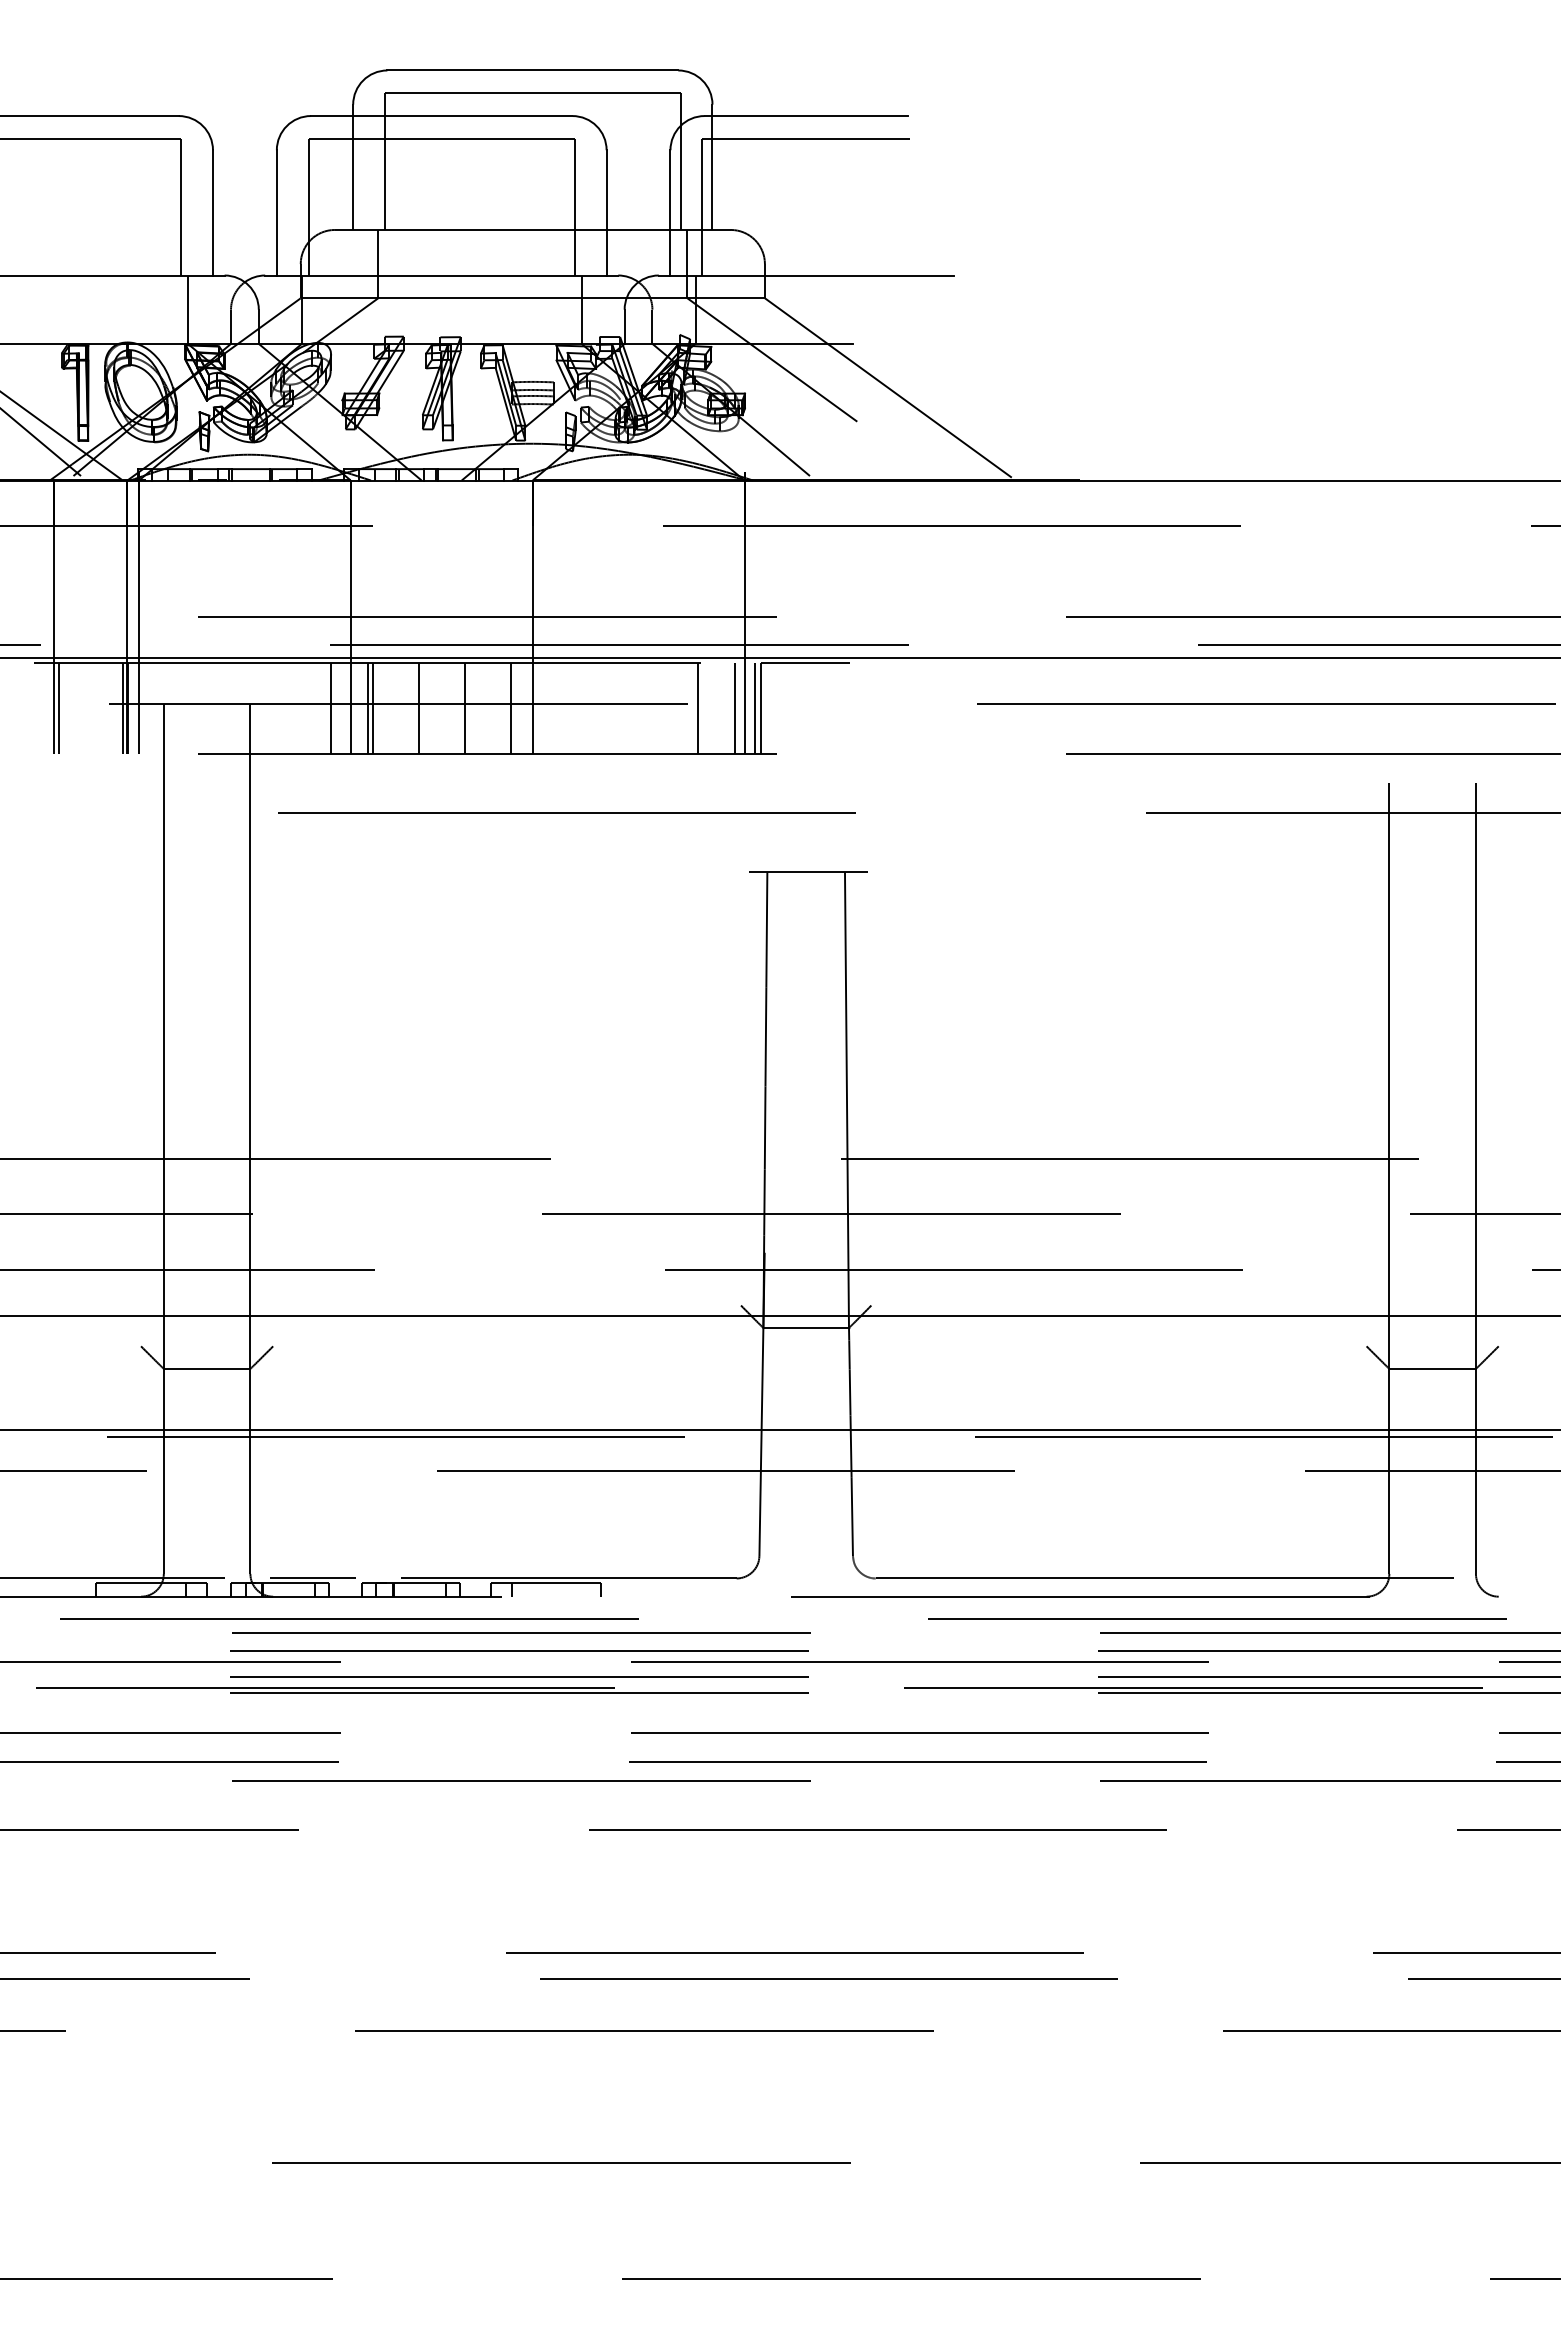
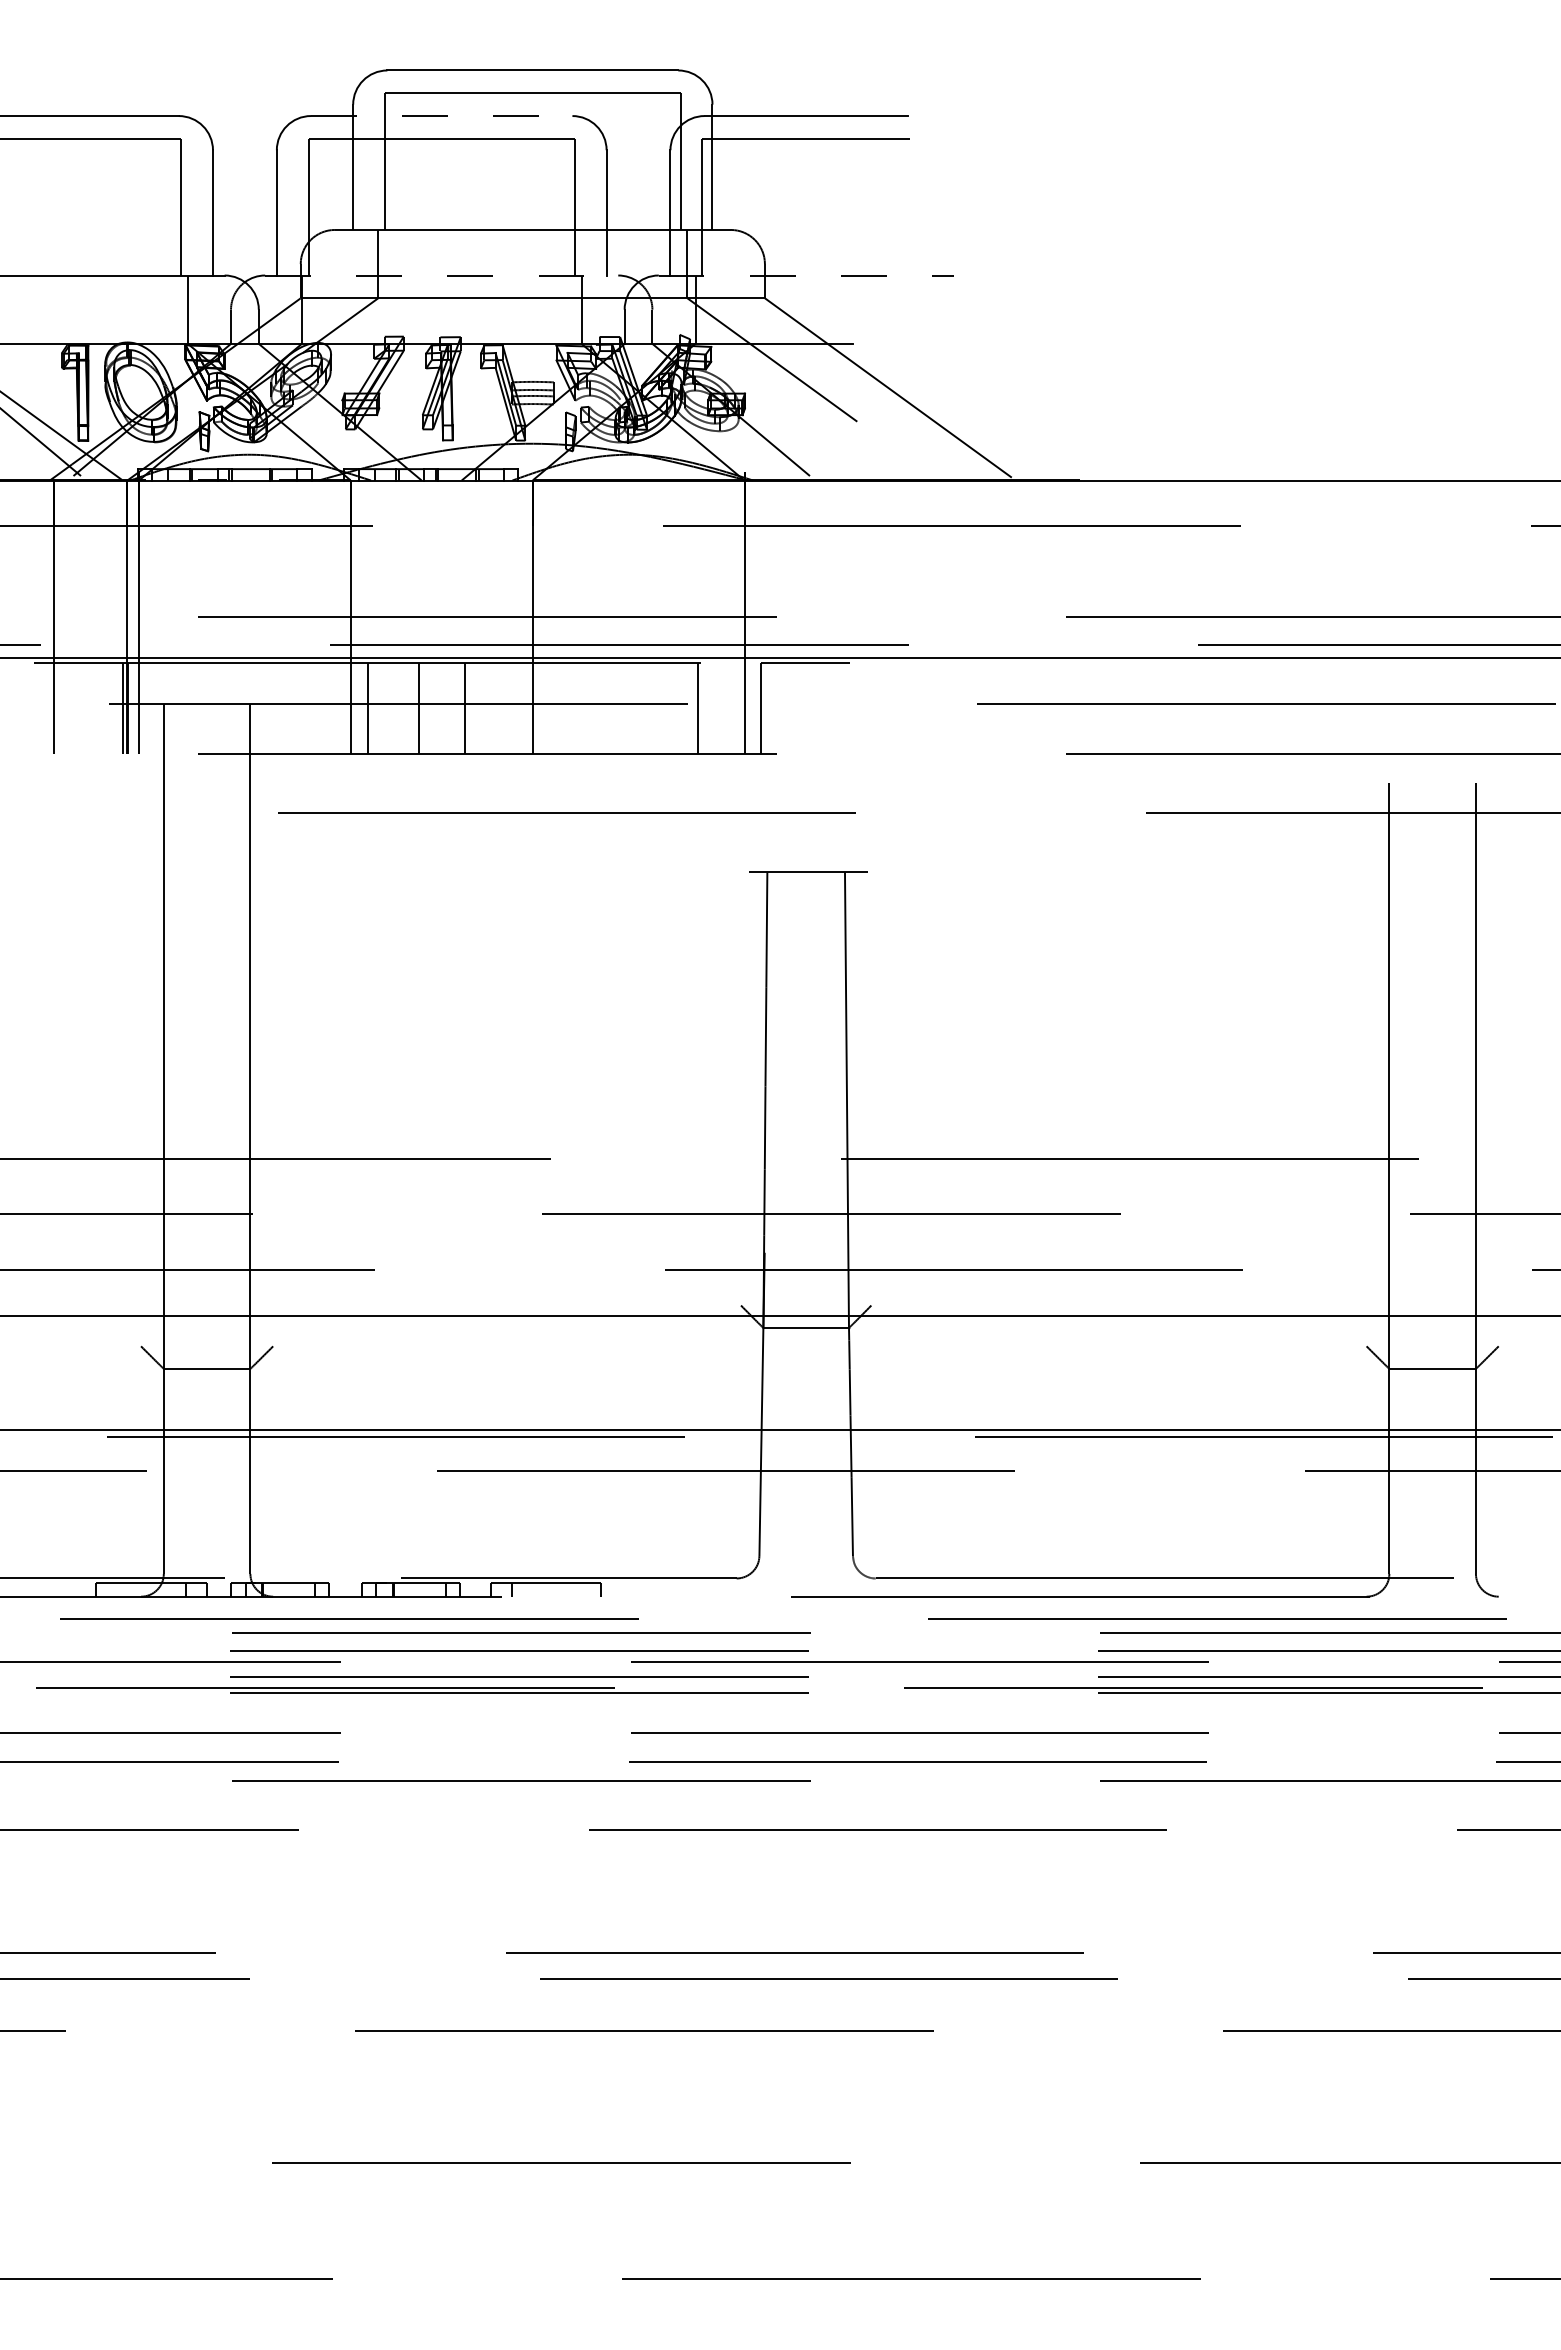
line: solid -> dashed (441, 116)
line: solid -> dashed (441, 275)
line: solid -> dashed (806, 275)
line: present -> none (59, 707)
line: present -> none (330, 707)
line: present -> none (372, 707)
line: present -> none (510, 707)
line: present -> none (735, 707)
line: present -> none (755, 707)
line: present -> none (312, 1578)
